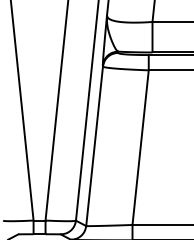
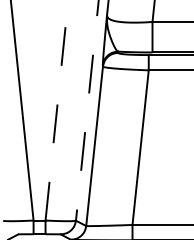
line: solid -> dashed (56, 110)
line: solid -> dashed (87, 110)
